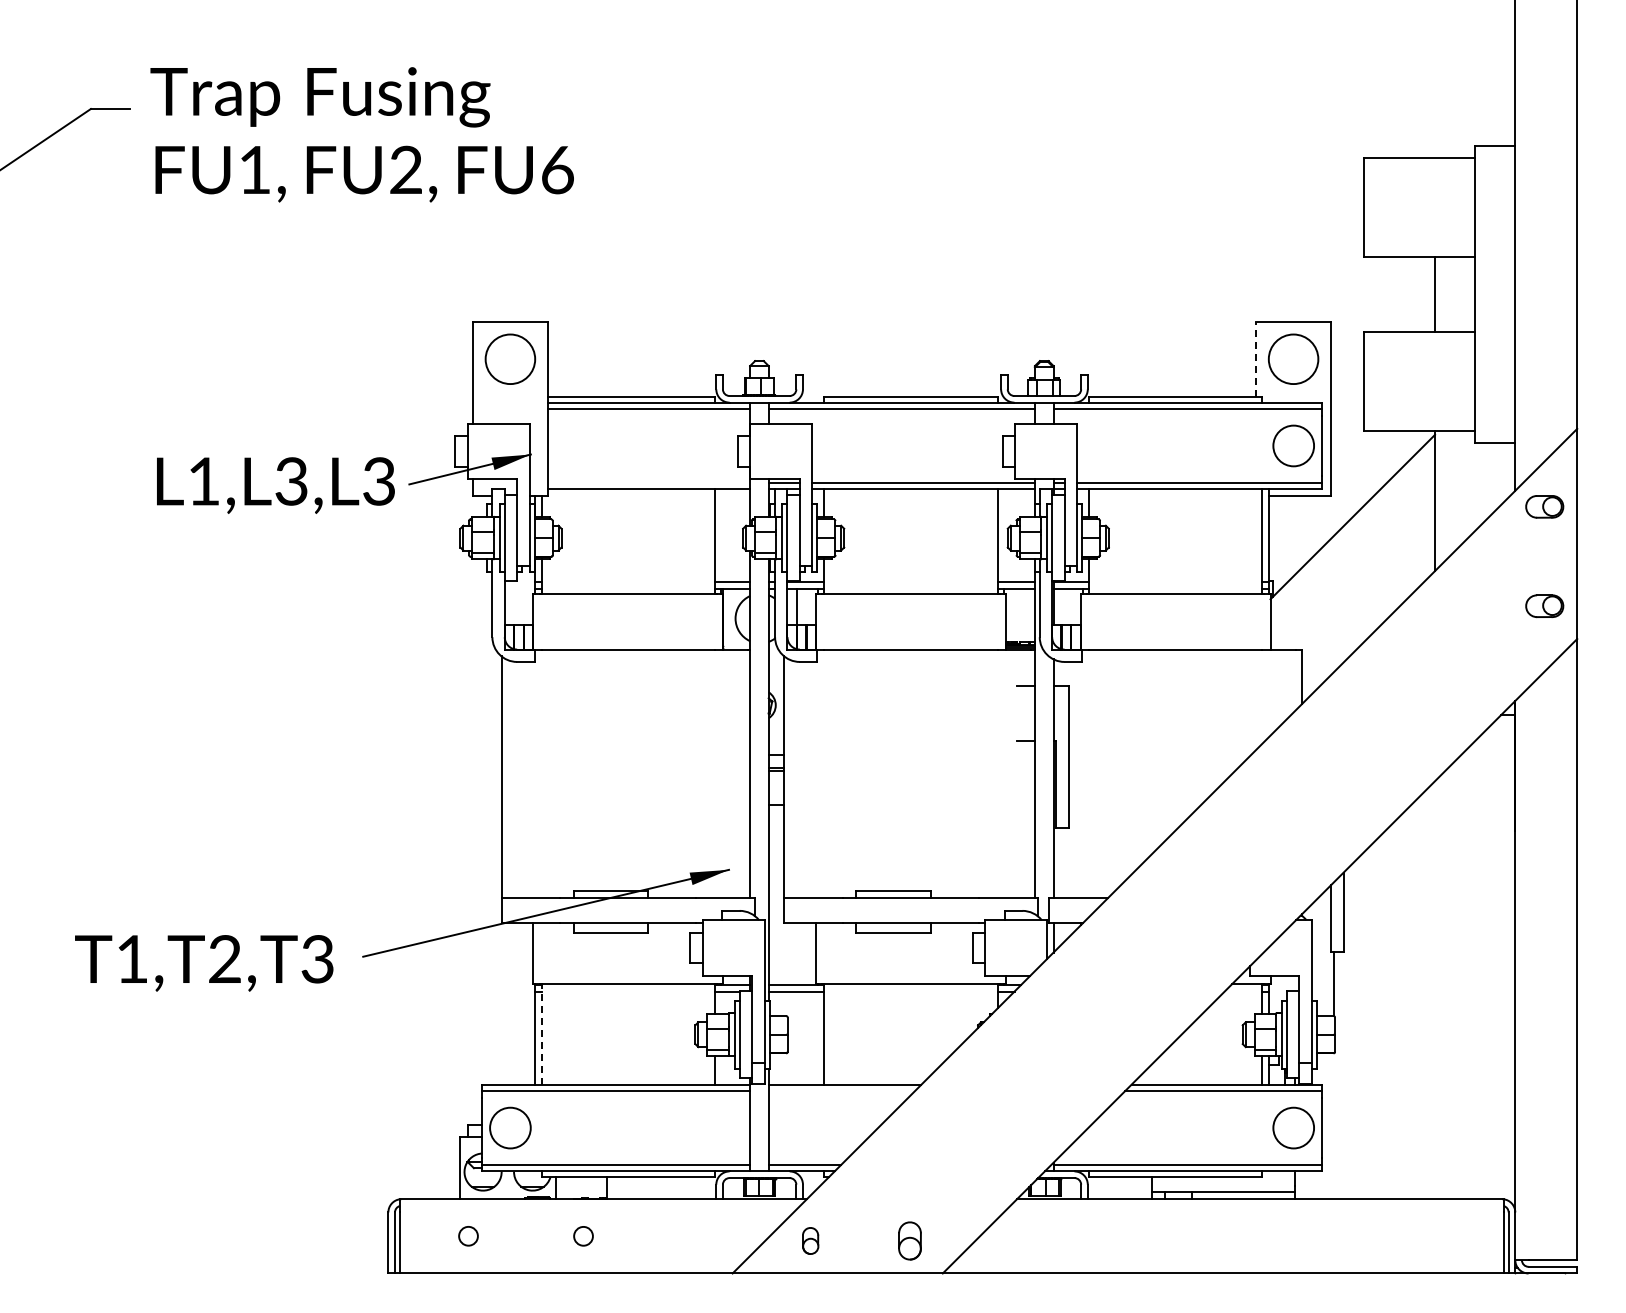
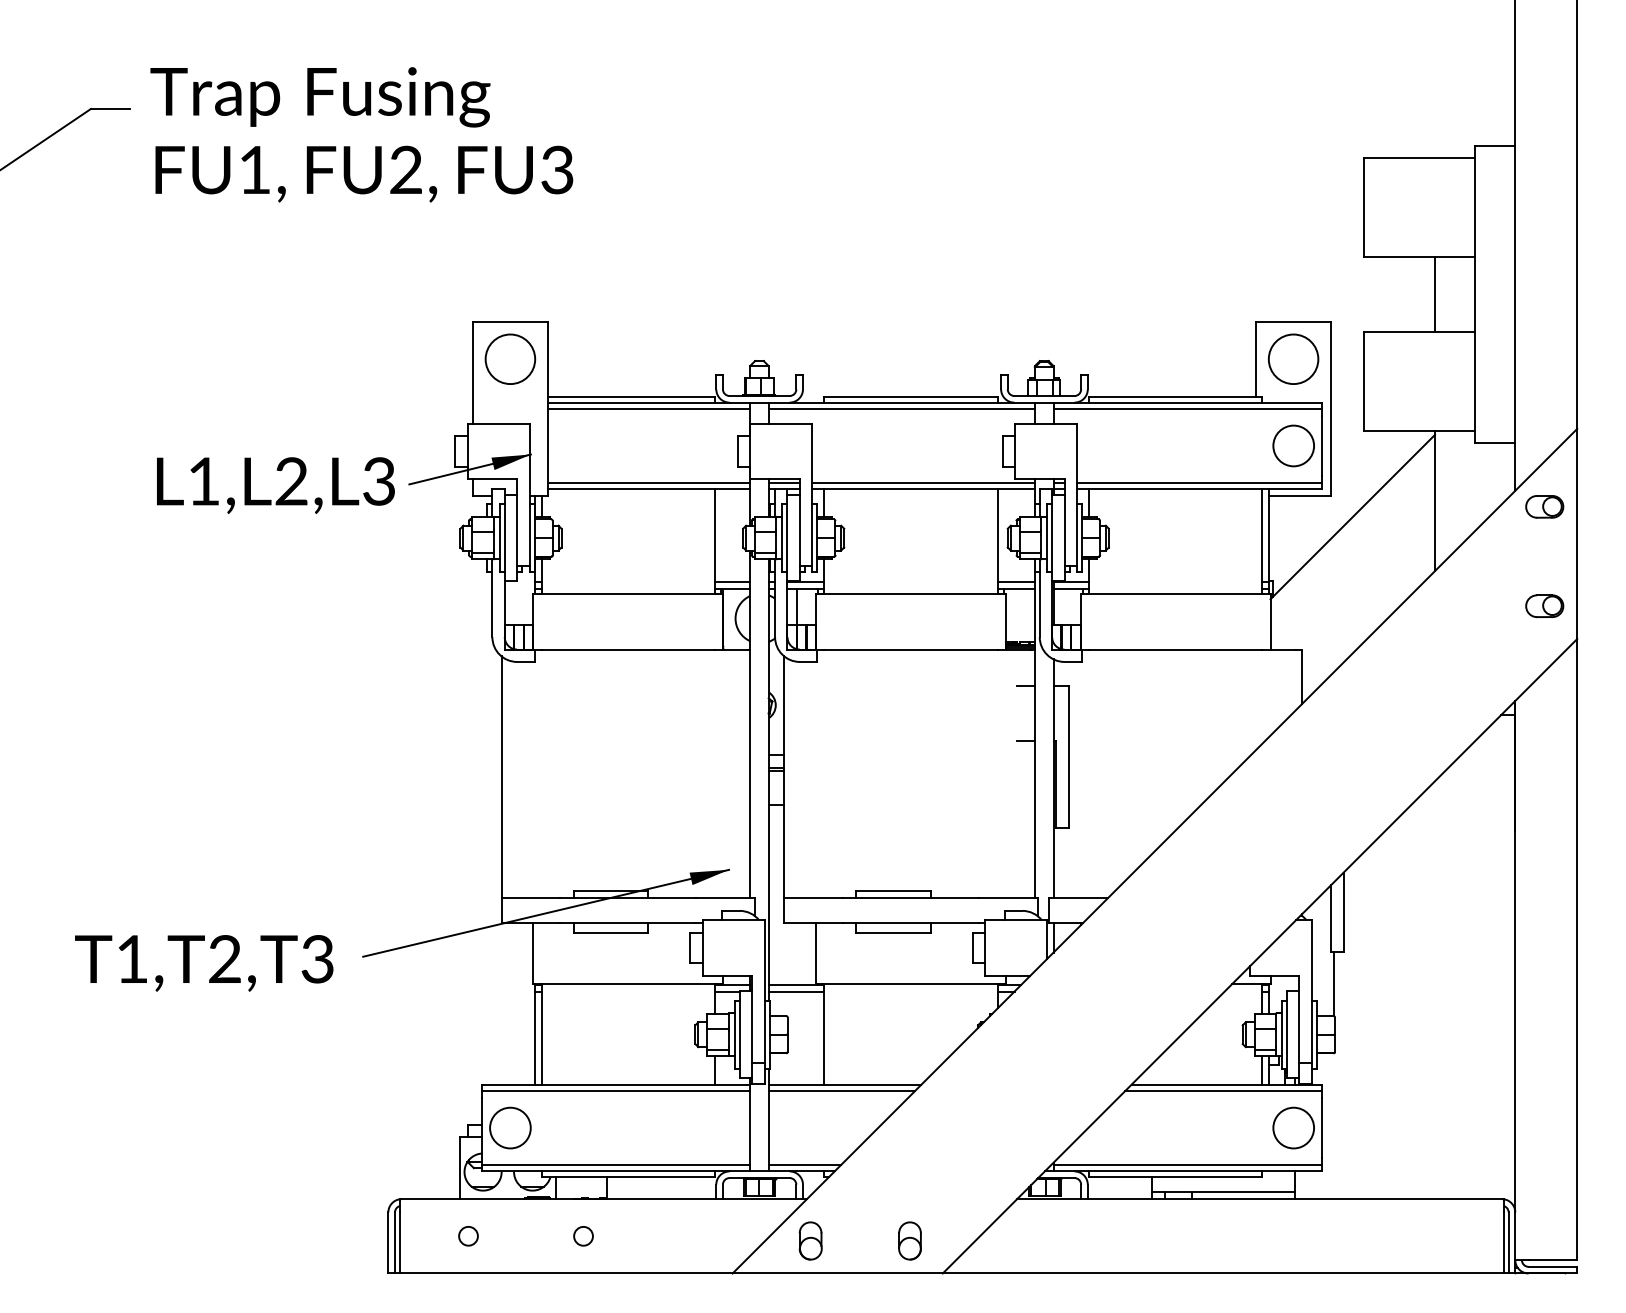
text: FU6 -> FU3 (557, 169)
line: dashed -> solid (1256, 359)
text: L1,L3,L3 -> L1,L2,L3 (291, 482)
line: none -> present (648, 482)
line: dashed -> solid (541, 1033)
line: none -> present (841, 1091)
part size: 18x28 px -> 25x40 px (810, 1240)
